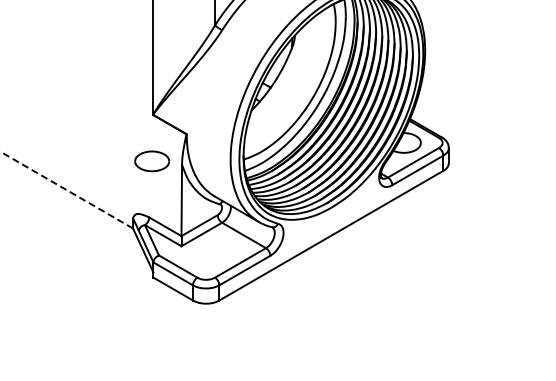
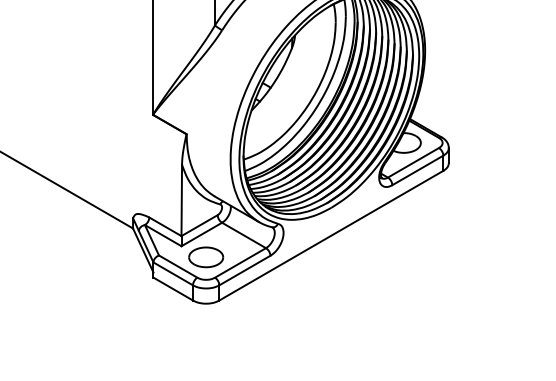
part position: (152, 161) -> (206, 257) (206, 257)
line: dashed -> solid (66, 189)
